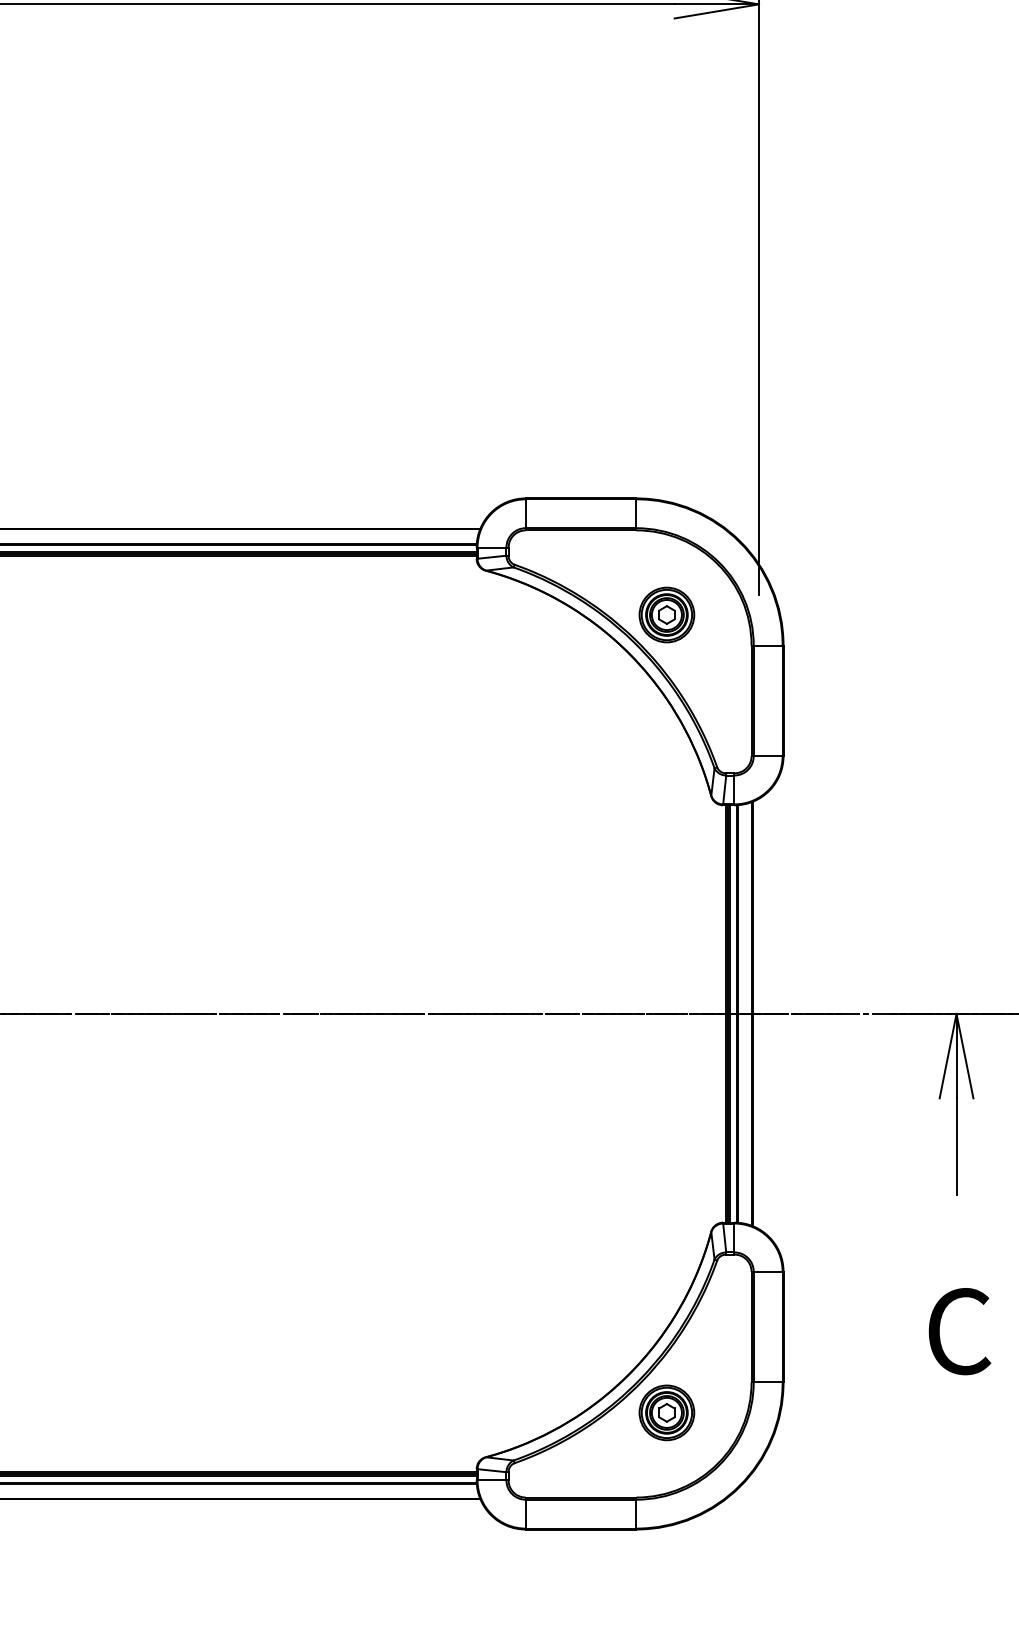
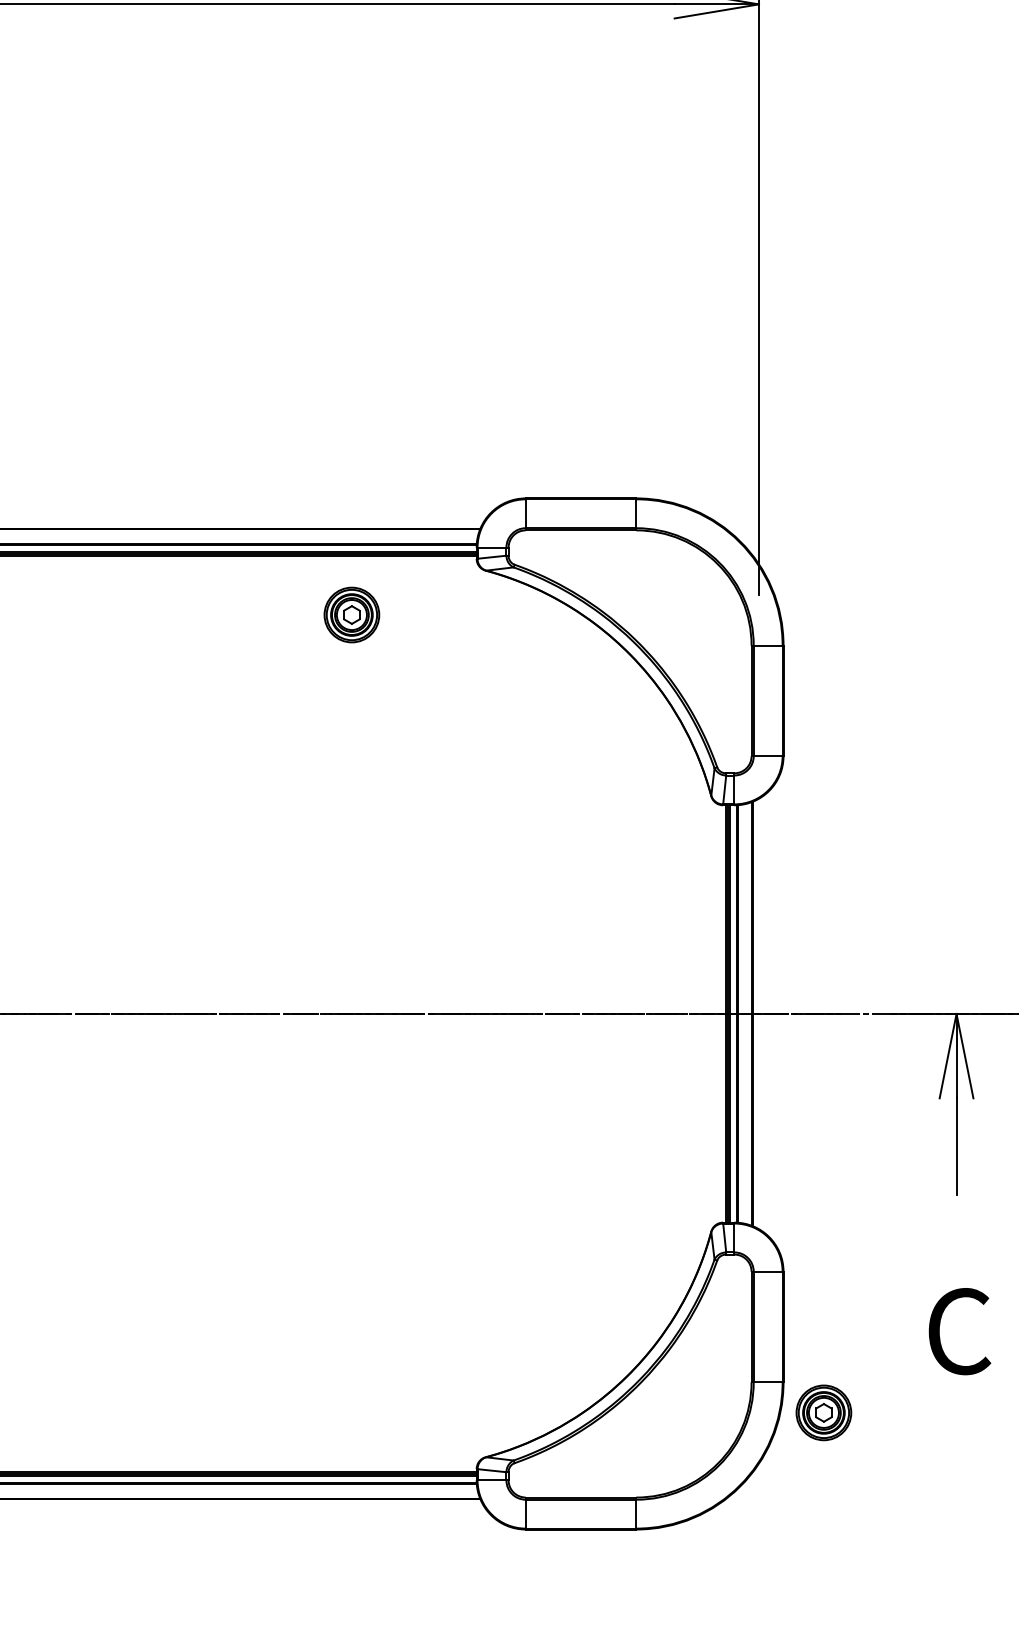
part position: (666, 614) -> (351, 614) (351, 614)
part position: (666, 1412) -> (823, 1412) (823, 1412)
